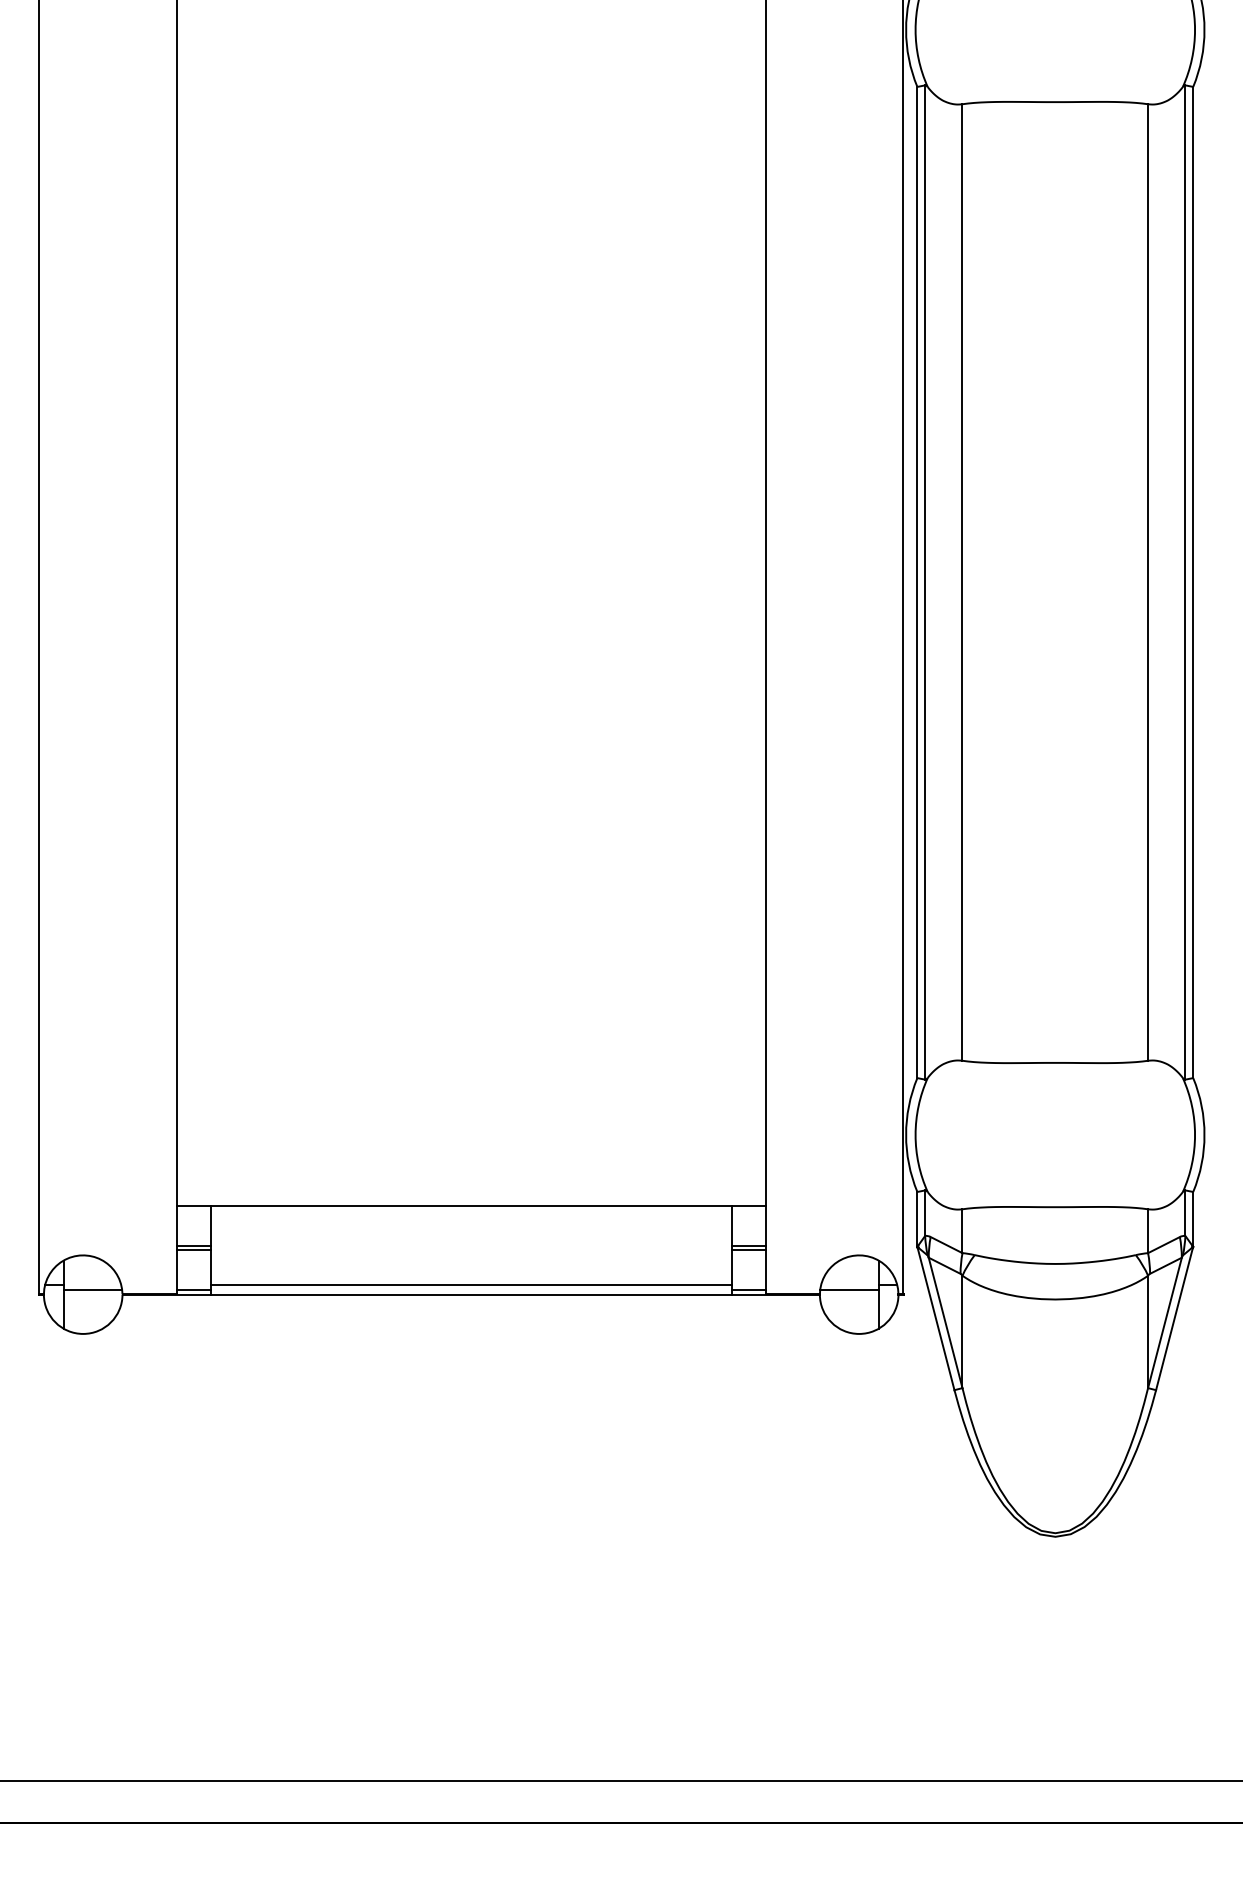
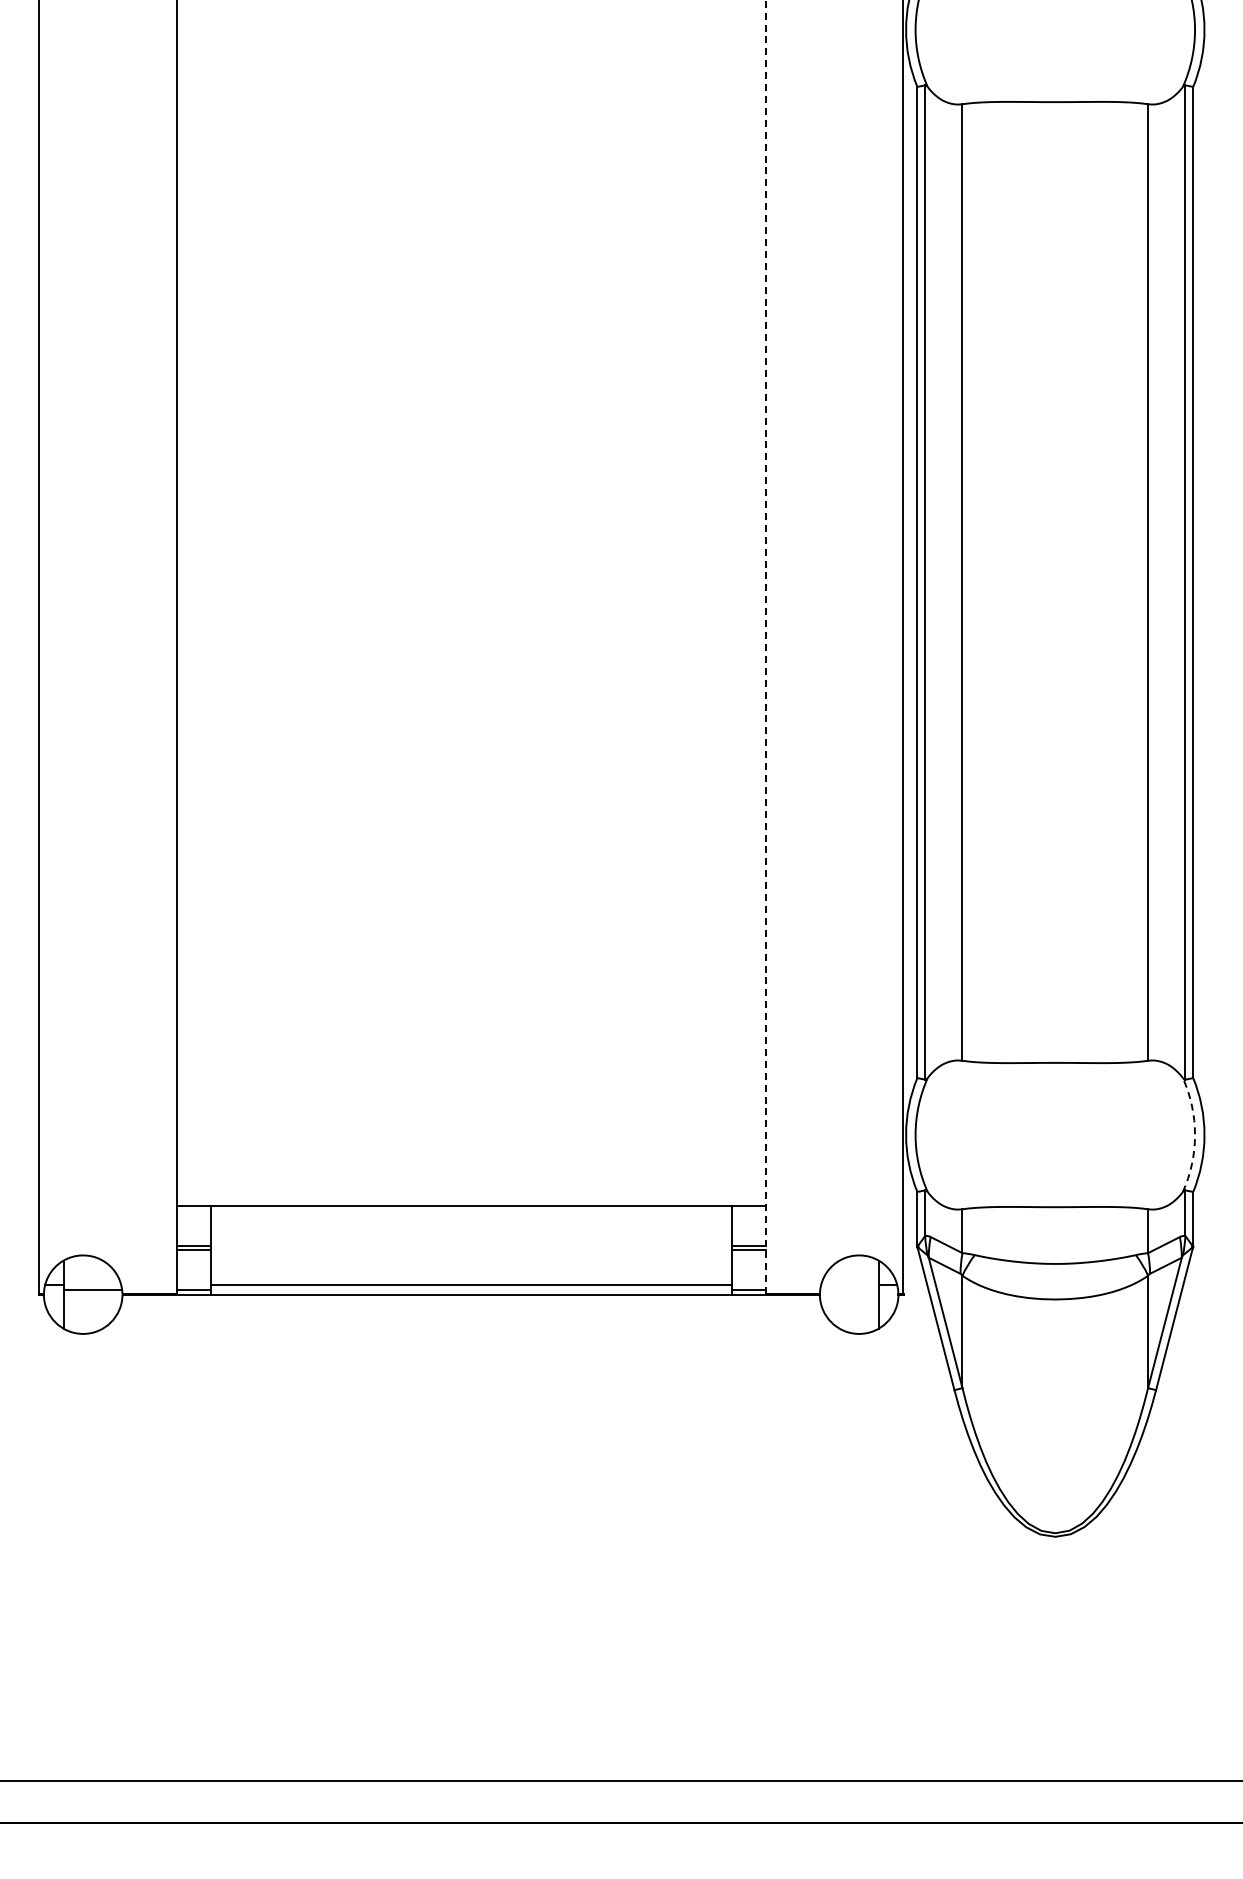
line: solid -> dashed (765, 647)
arc: solid -> dashed (1195, 1135)
line: present -> none (849, 1289)
